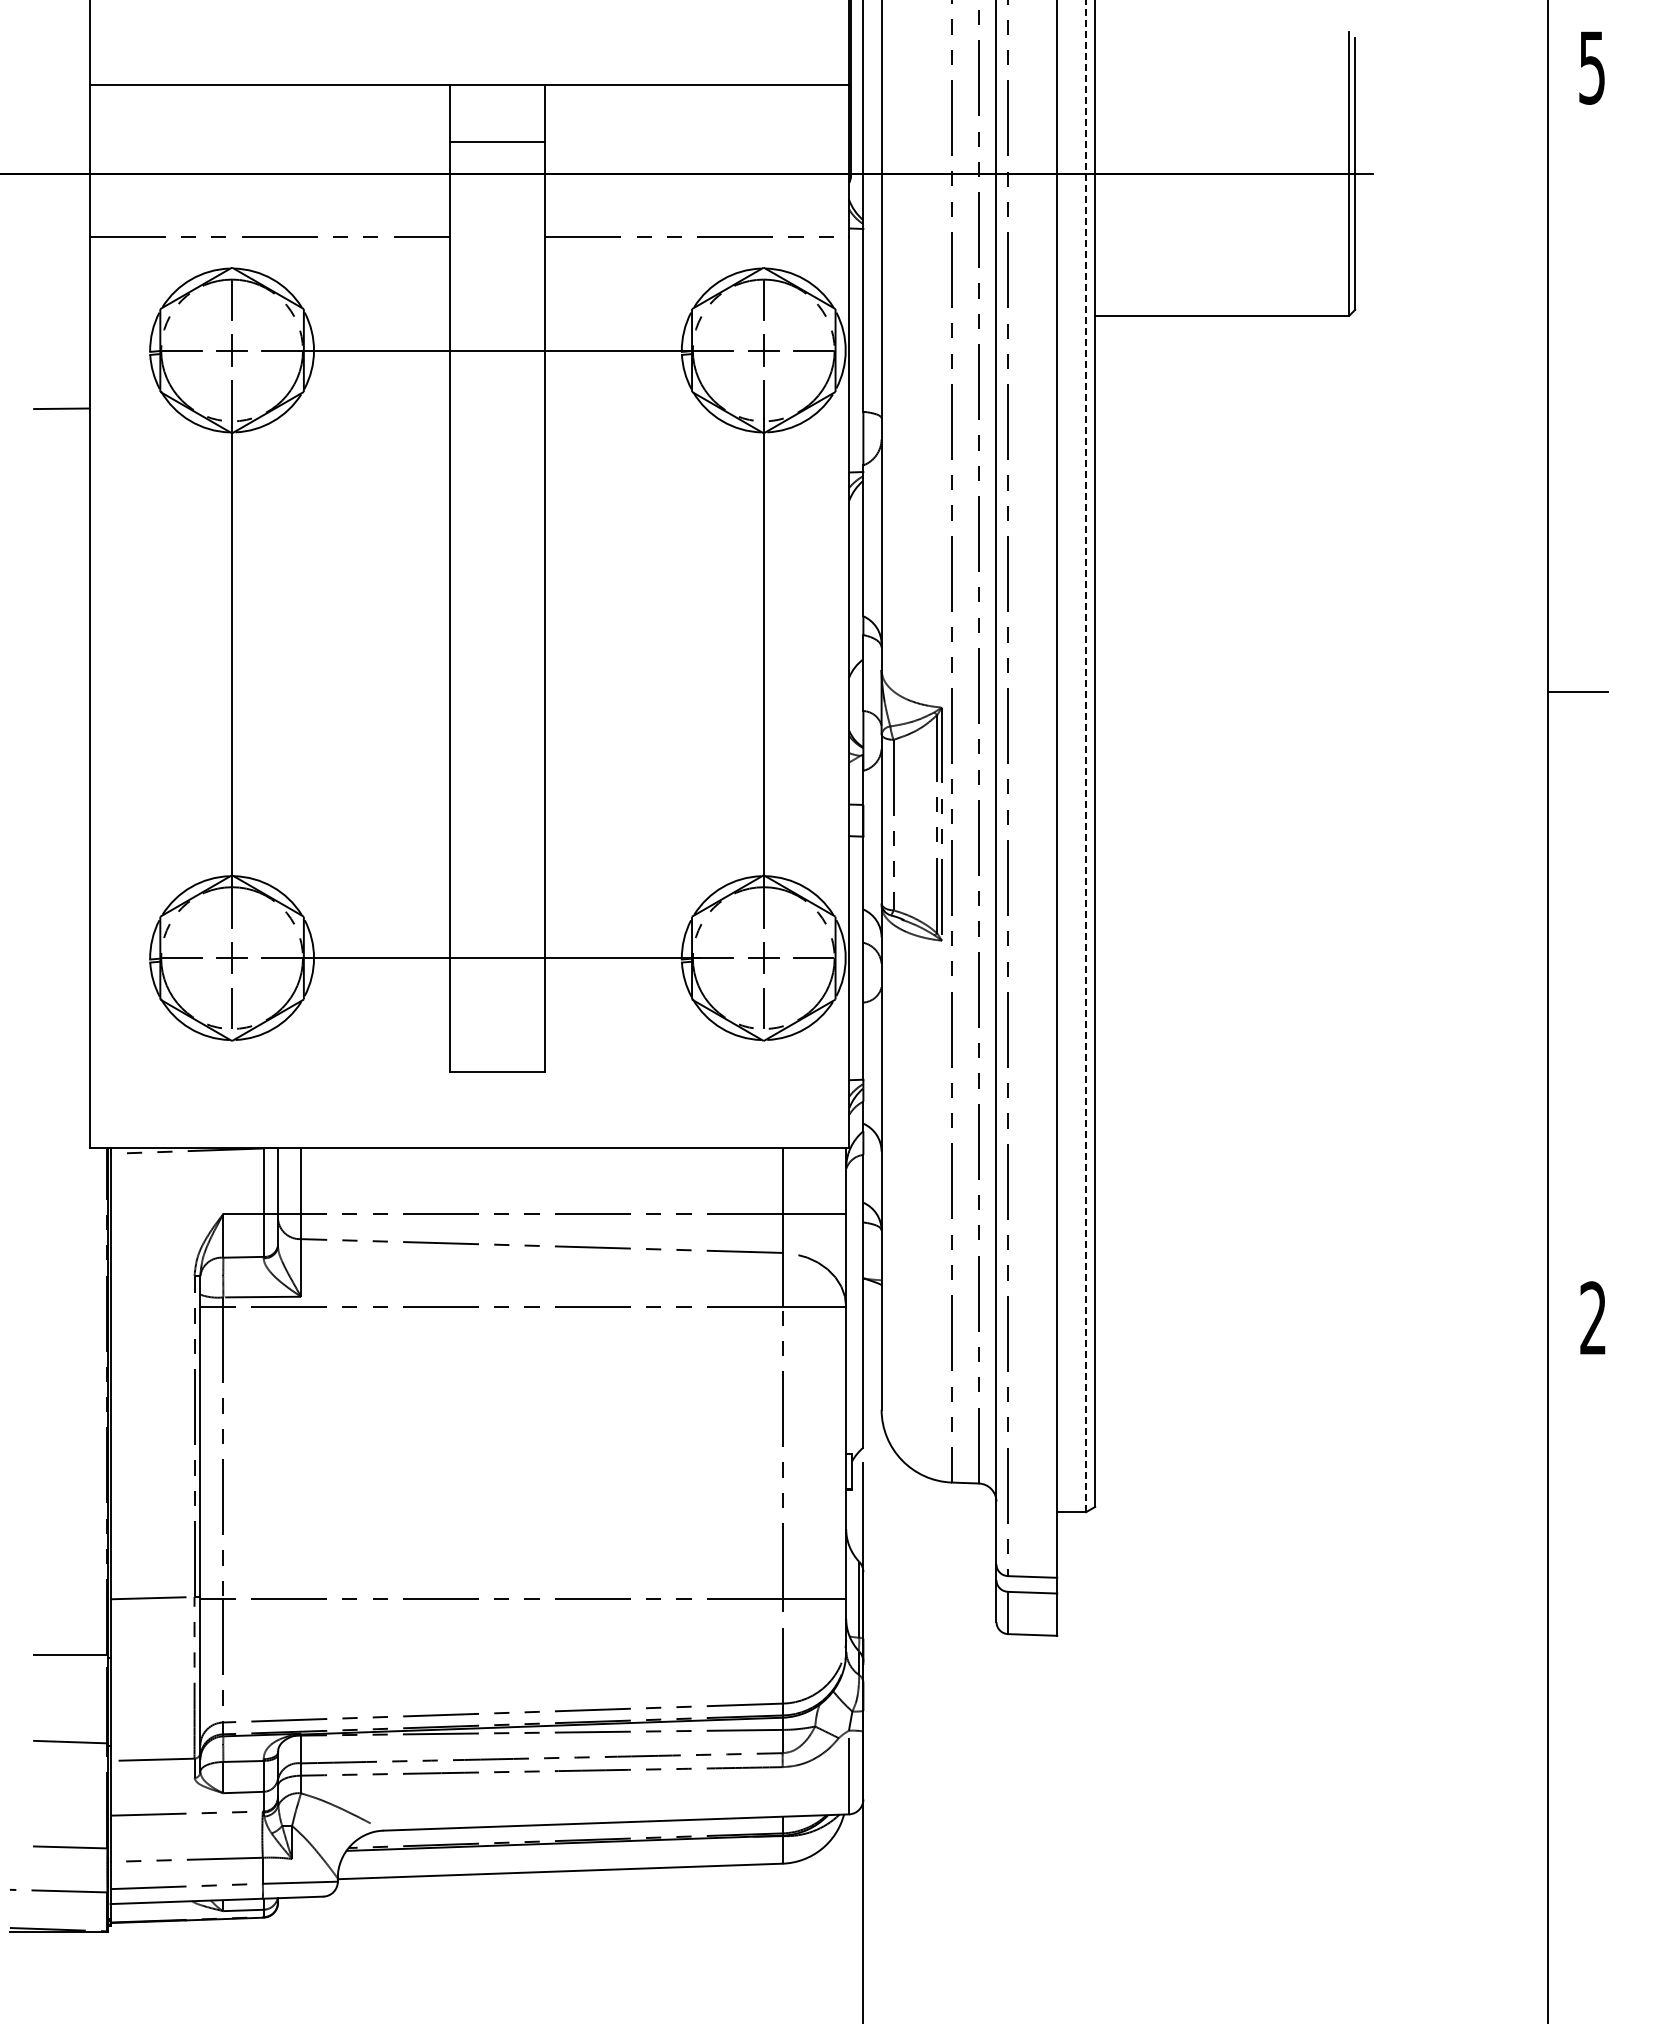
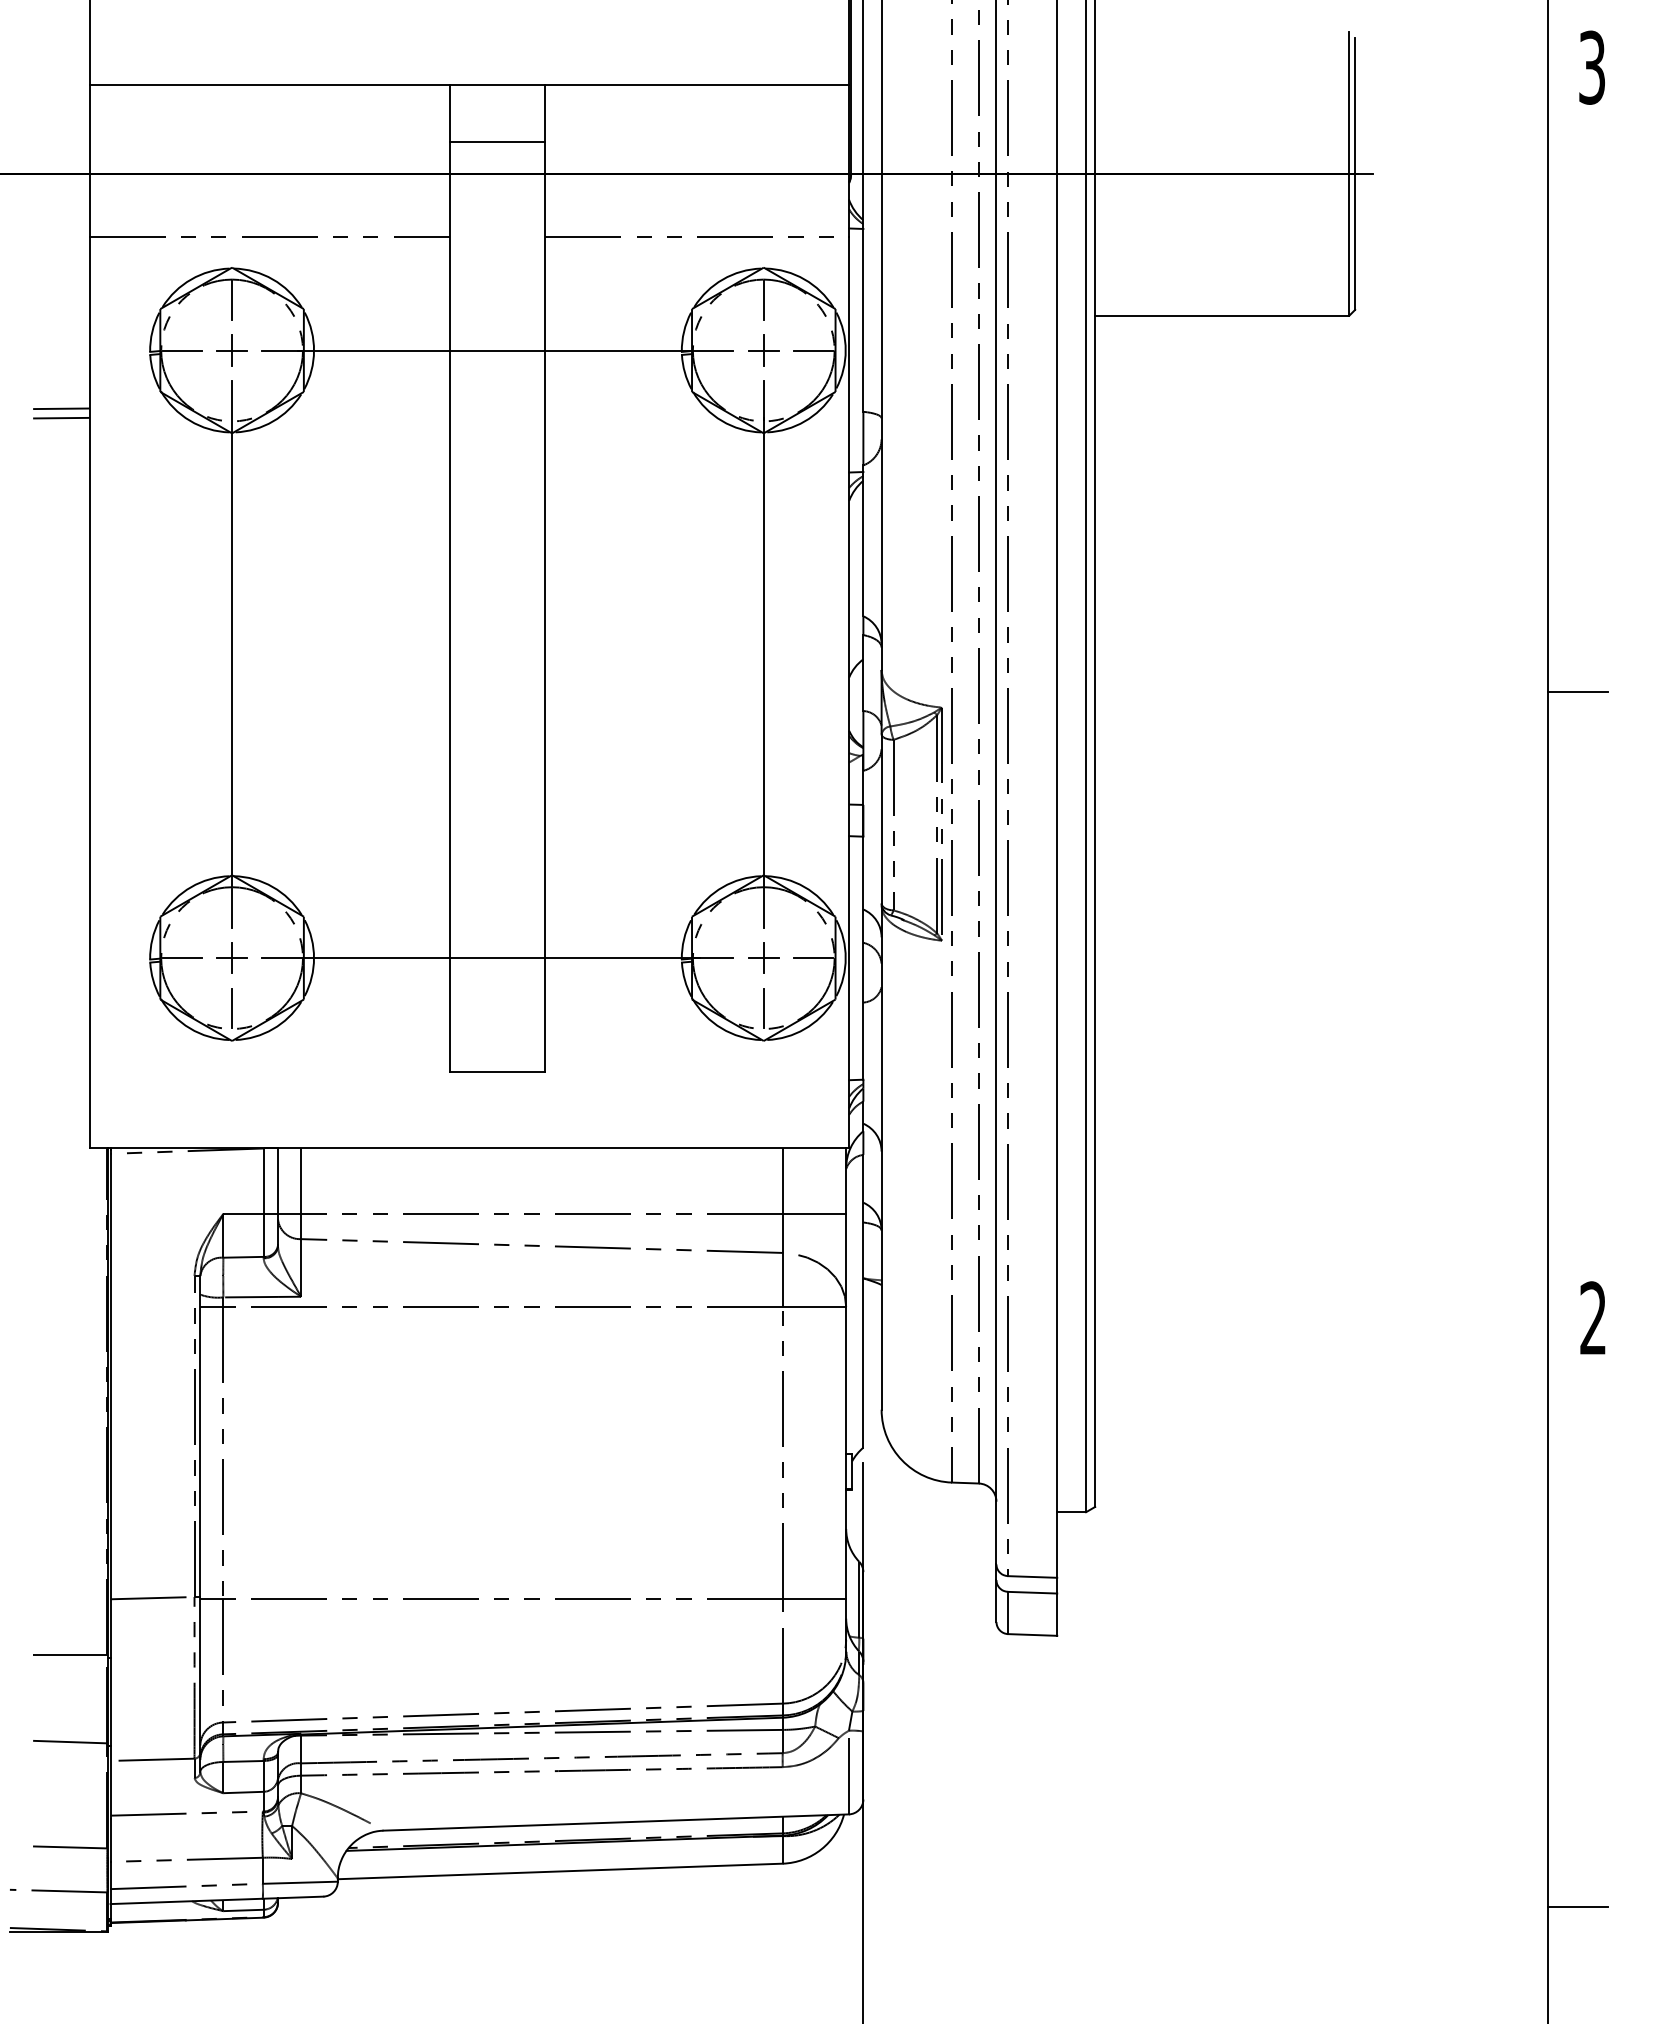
text: 5 -> 3 (1591, 67)
line: none -> present (61, 417)
line: dashed -> solid (1086, 756)
line: none -> present (1578, 1906)
